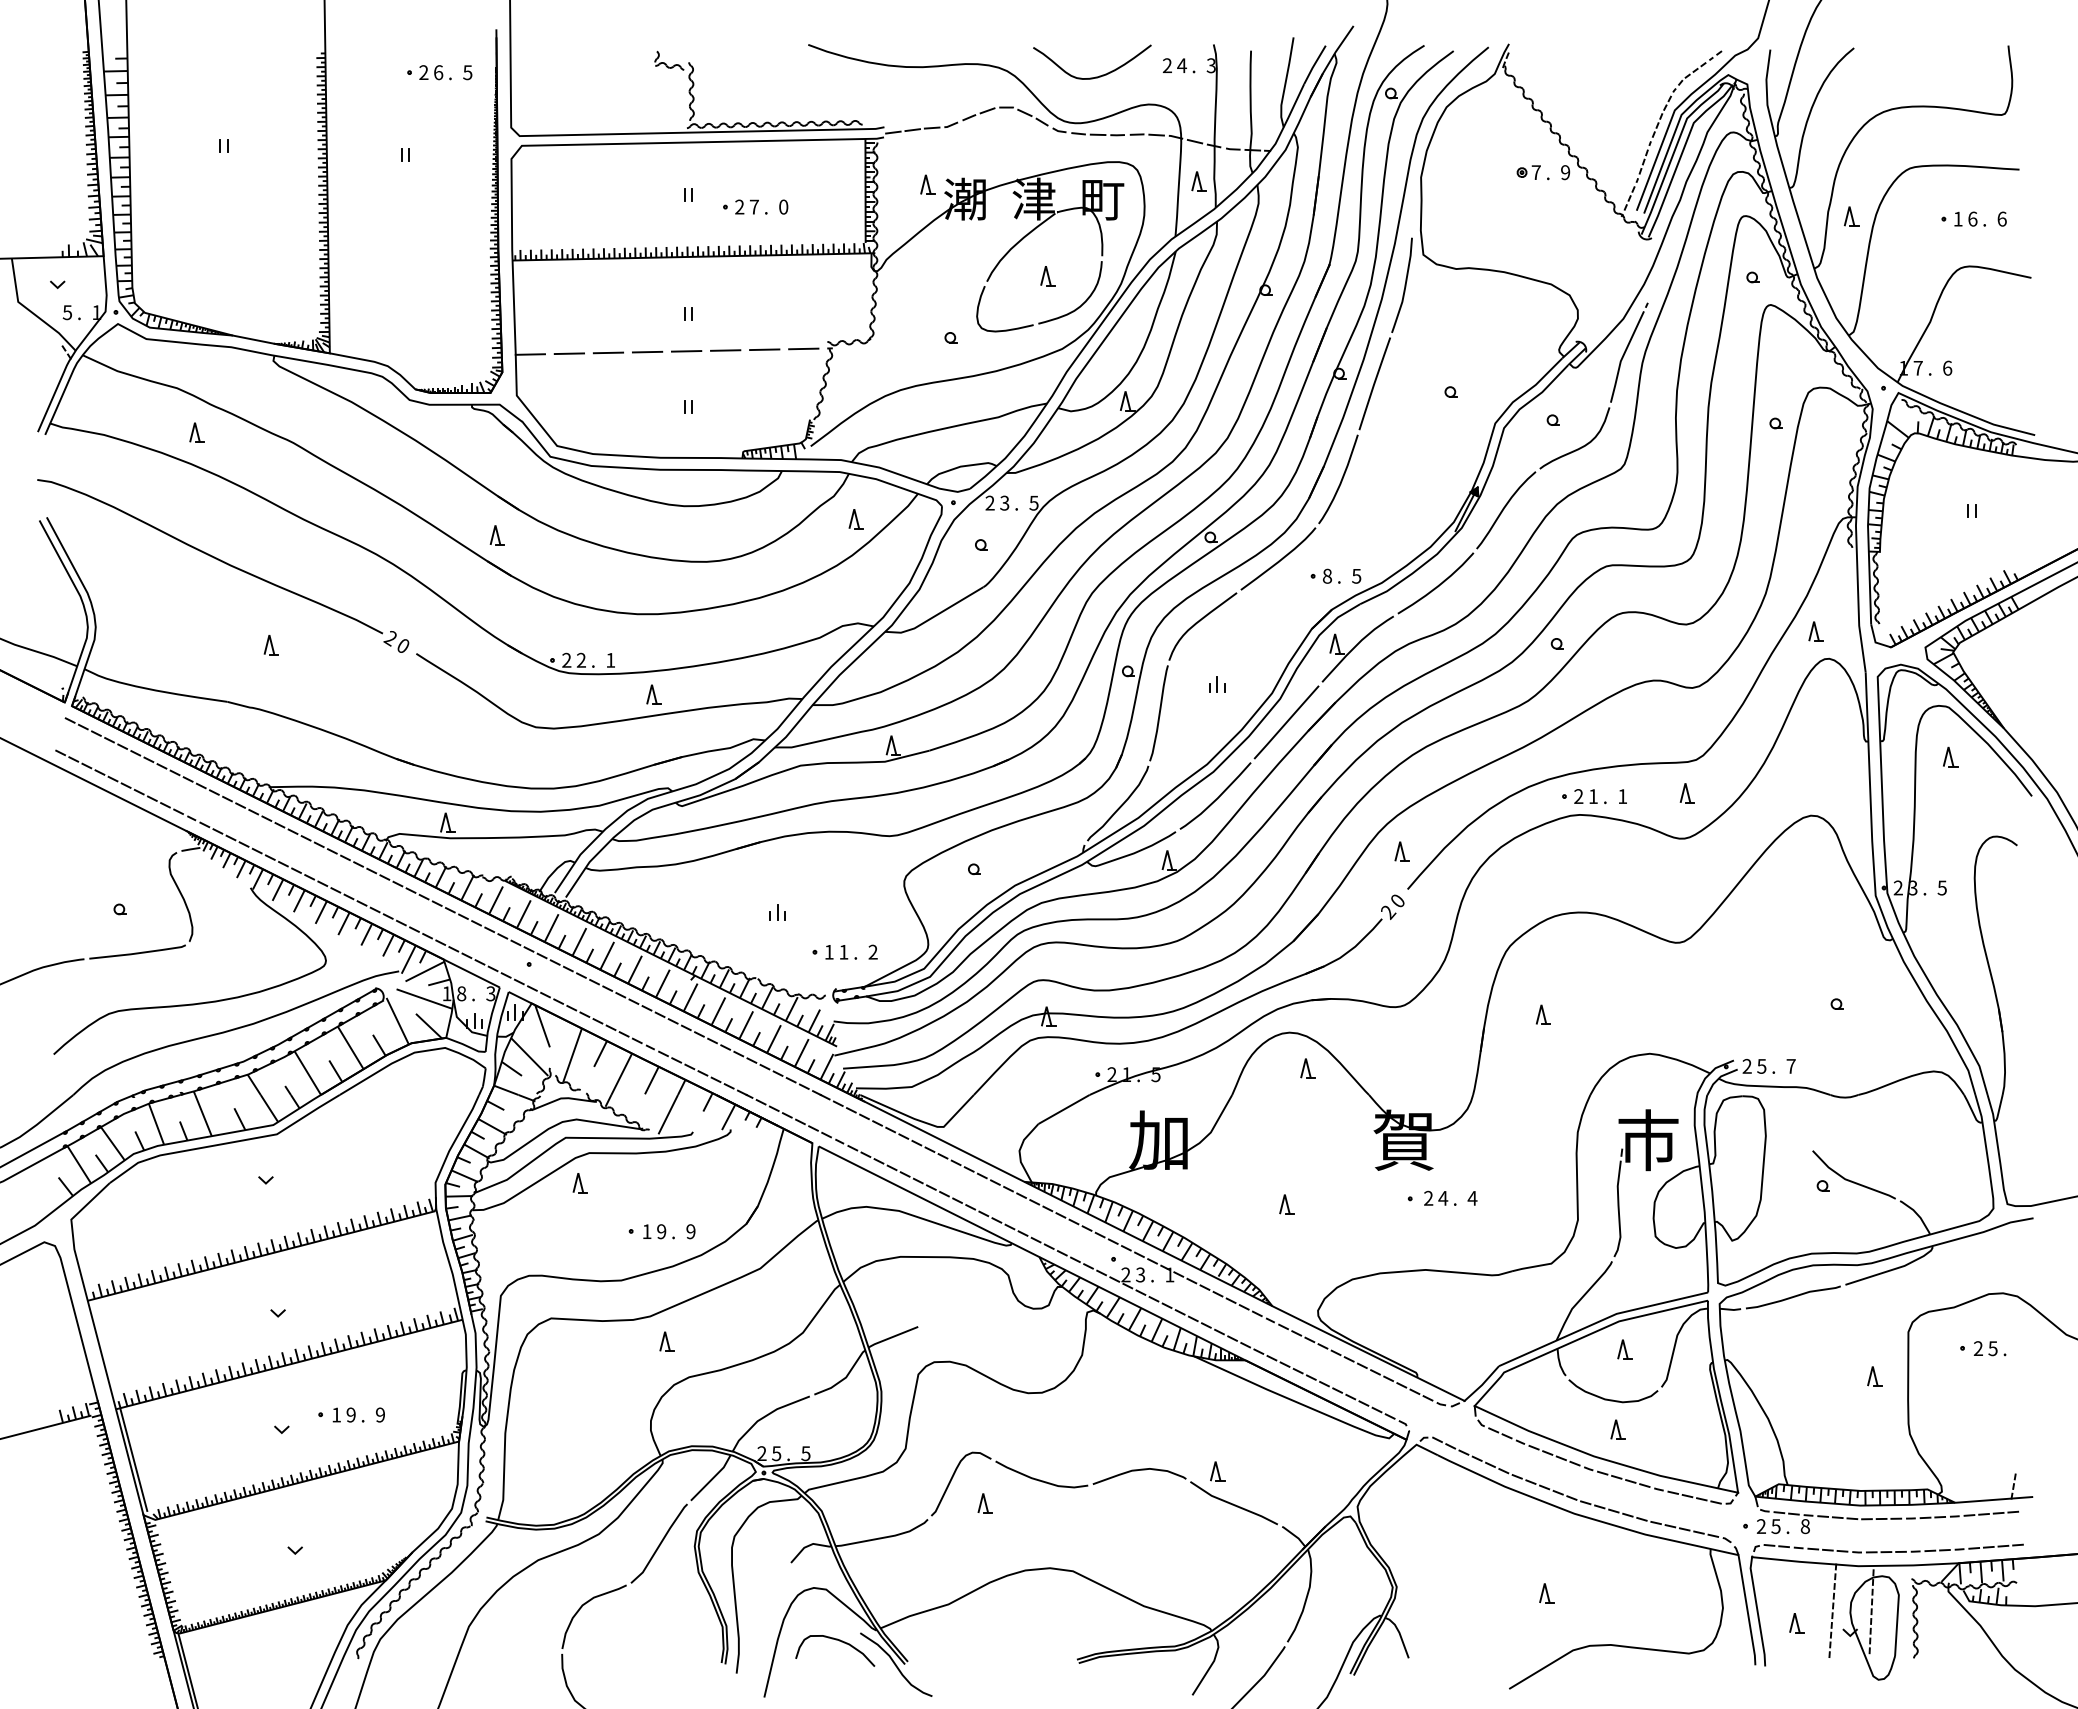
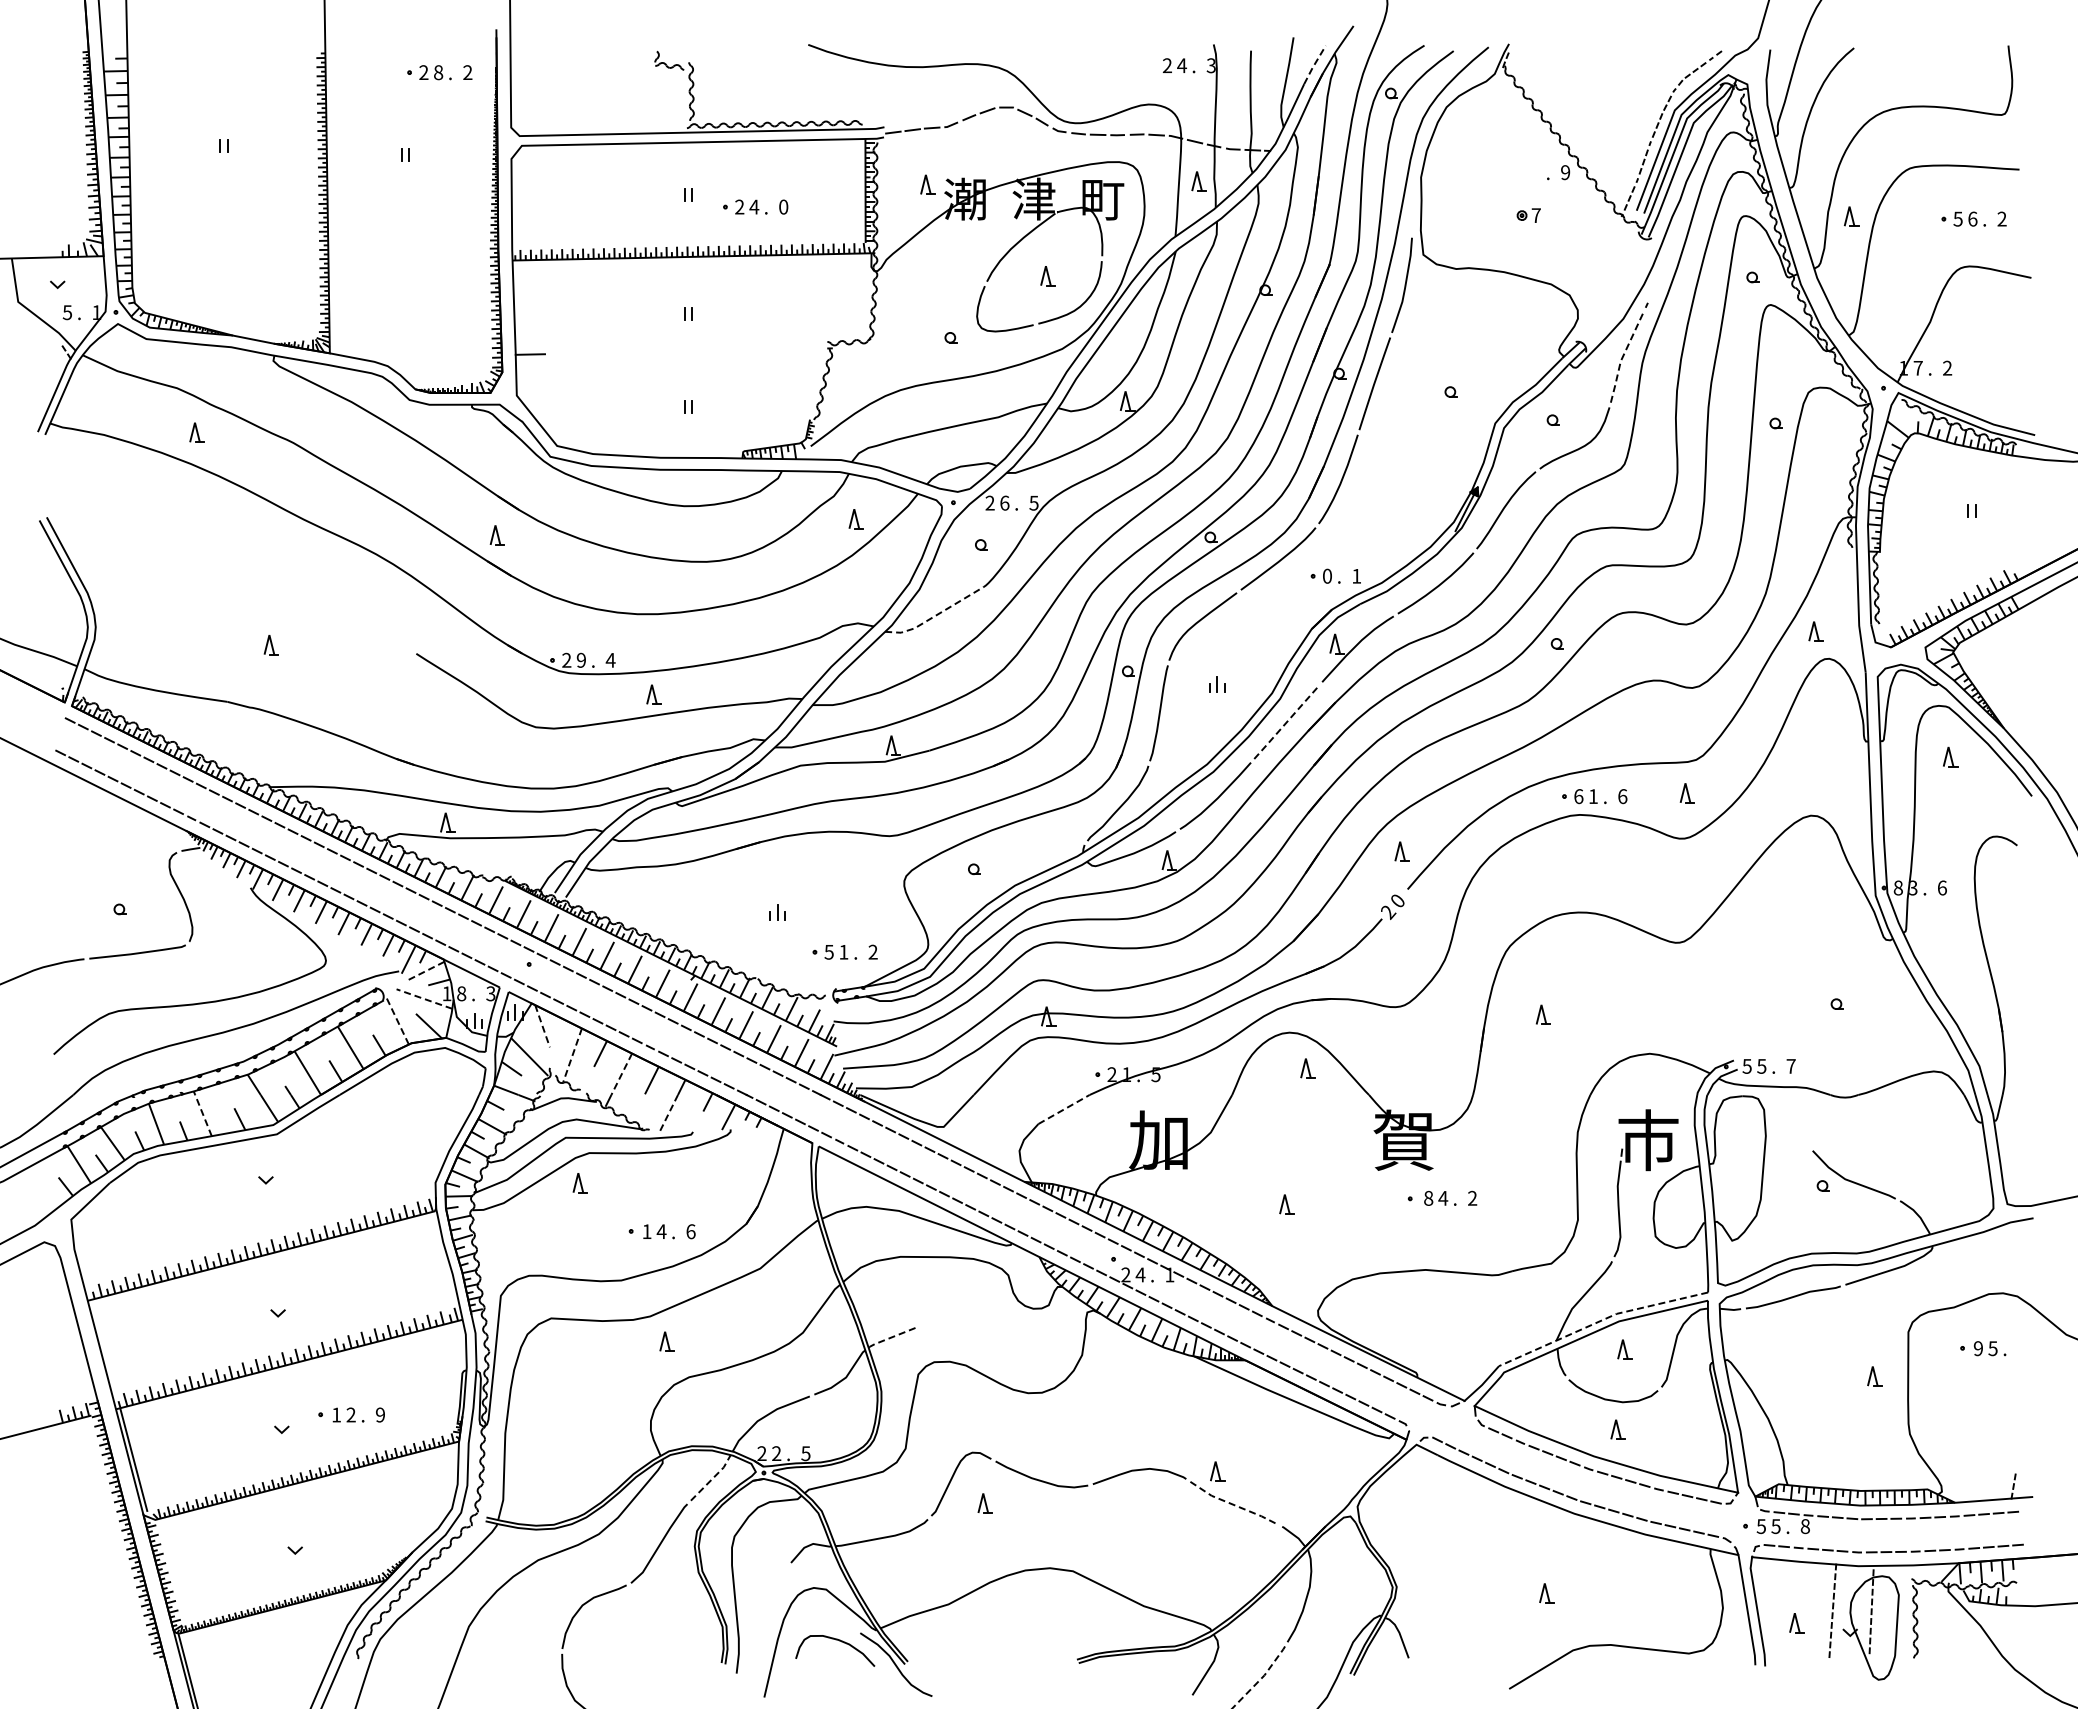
line: solid -> dashed (1314, 65)
text: 6 -> 8 (438, 72)
text: 5 -> 2 (467, 72)
curve: present -> none (1095, 76)
part position: (1528, 172) -> (1528, 215) (1528, 215)
text: 7 -> 4 (754, 206)
text: 1 -> 5 (1957, 218)
text: 6 -> 2 (2001, 218)
line: present -> none (803, 348)
line: present -> none (764, 349)
line: present -> none (725, 350)
line: present -> none (647, 351)
line: present -> none (686, 351)
line: present -> none (608, 352)
line: present -> none (569, 353)
line: solid -> dashed (1622, 356)
text: 6 -> 2 (1947, 367)
text: 3 -> 6 (1004, 502)
part: present -> none (223, 565)
text: 8 -> 0 (1327, 576)
text: 5 -> 1 (1356, 576)
line: solid -> dashed (934, 616)
text: 2 -> 9 (580, 660)
text: 1 -> 4 (610, 660)
line: solid -> dashed (1286, 722)
text: 2 -> 6 (1578, 796)
text: 1 -> 6 (1622, 796)
text: 2 -> 8 (1897, 887)
text: 5 -> 6 (1941, 887)
text: 1 -> 5 (828, 952)
line: solid -> dashed (424, 971)
line: solid -> dashed (424, 999)
line: solid -> dashed (397, 1021)
line: solid -> dashed (542, 1026)
line: solid -> dashed (572, 1055)
text: 2 -> 5 (1746, 1066)
line: solid -> dashed (621, 1074)
line: solid -> dashed (1064, 1109)
line: solid -> dashed (668, 1114)
line: solid -> dashed (203, 1115)
text: 4 -> 2 (1472, 1197)
text: 2 -> 8 (1428, 1198)
text: 9 -> 4 (661, 1231)
text: 9 -> 6 (690, 1231)
text: 3 -> 4 (1140, 1274)
line: solid -> dashed (1601, 1320)
line: solid -> dashed (892, 1337)
text: 2 -> 9 (1977, 1348)
text: 9 -> 2 (350, 1415)
text: 5 -> 2 (776, 1453)
line: solid -> dashed (713, 1478)
line: solid -> dashed (1233, 1504)
text: 2 -> 5 (1760, 1526)
line: solid -> dashed (1261, 1678)
